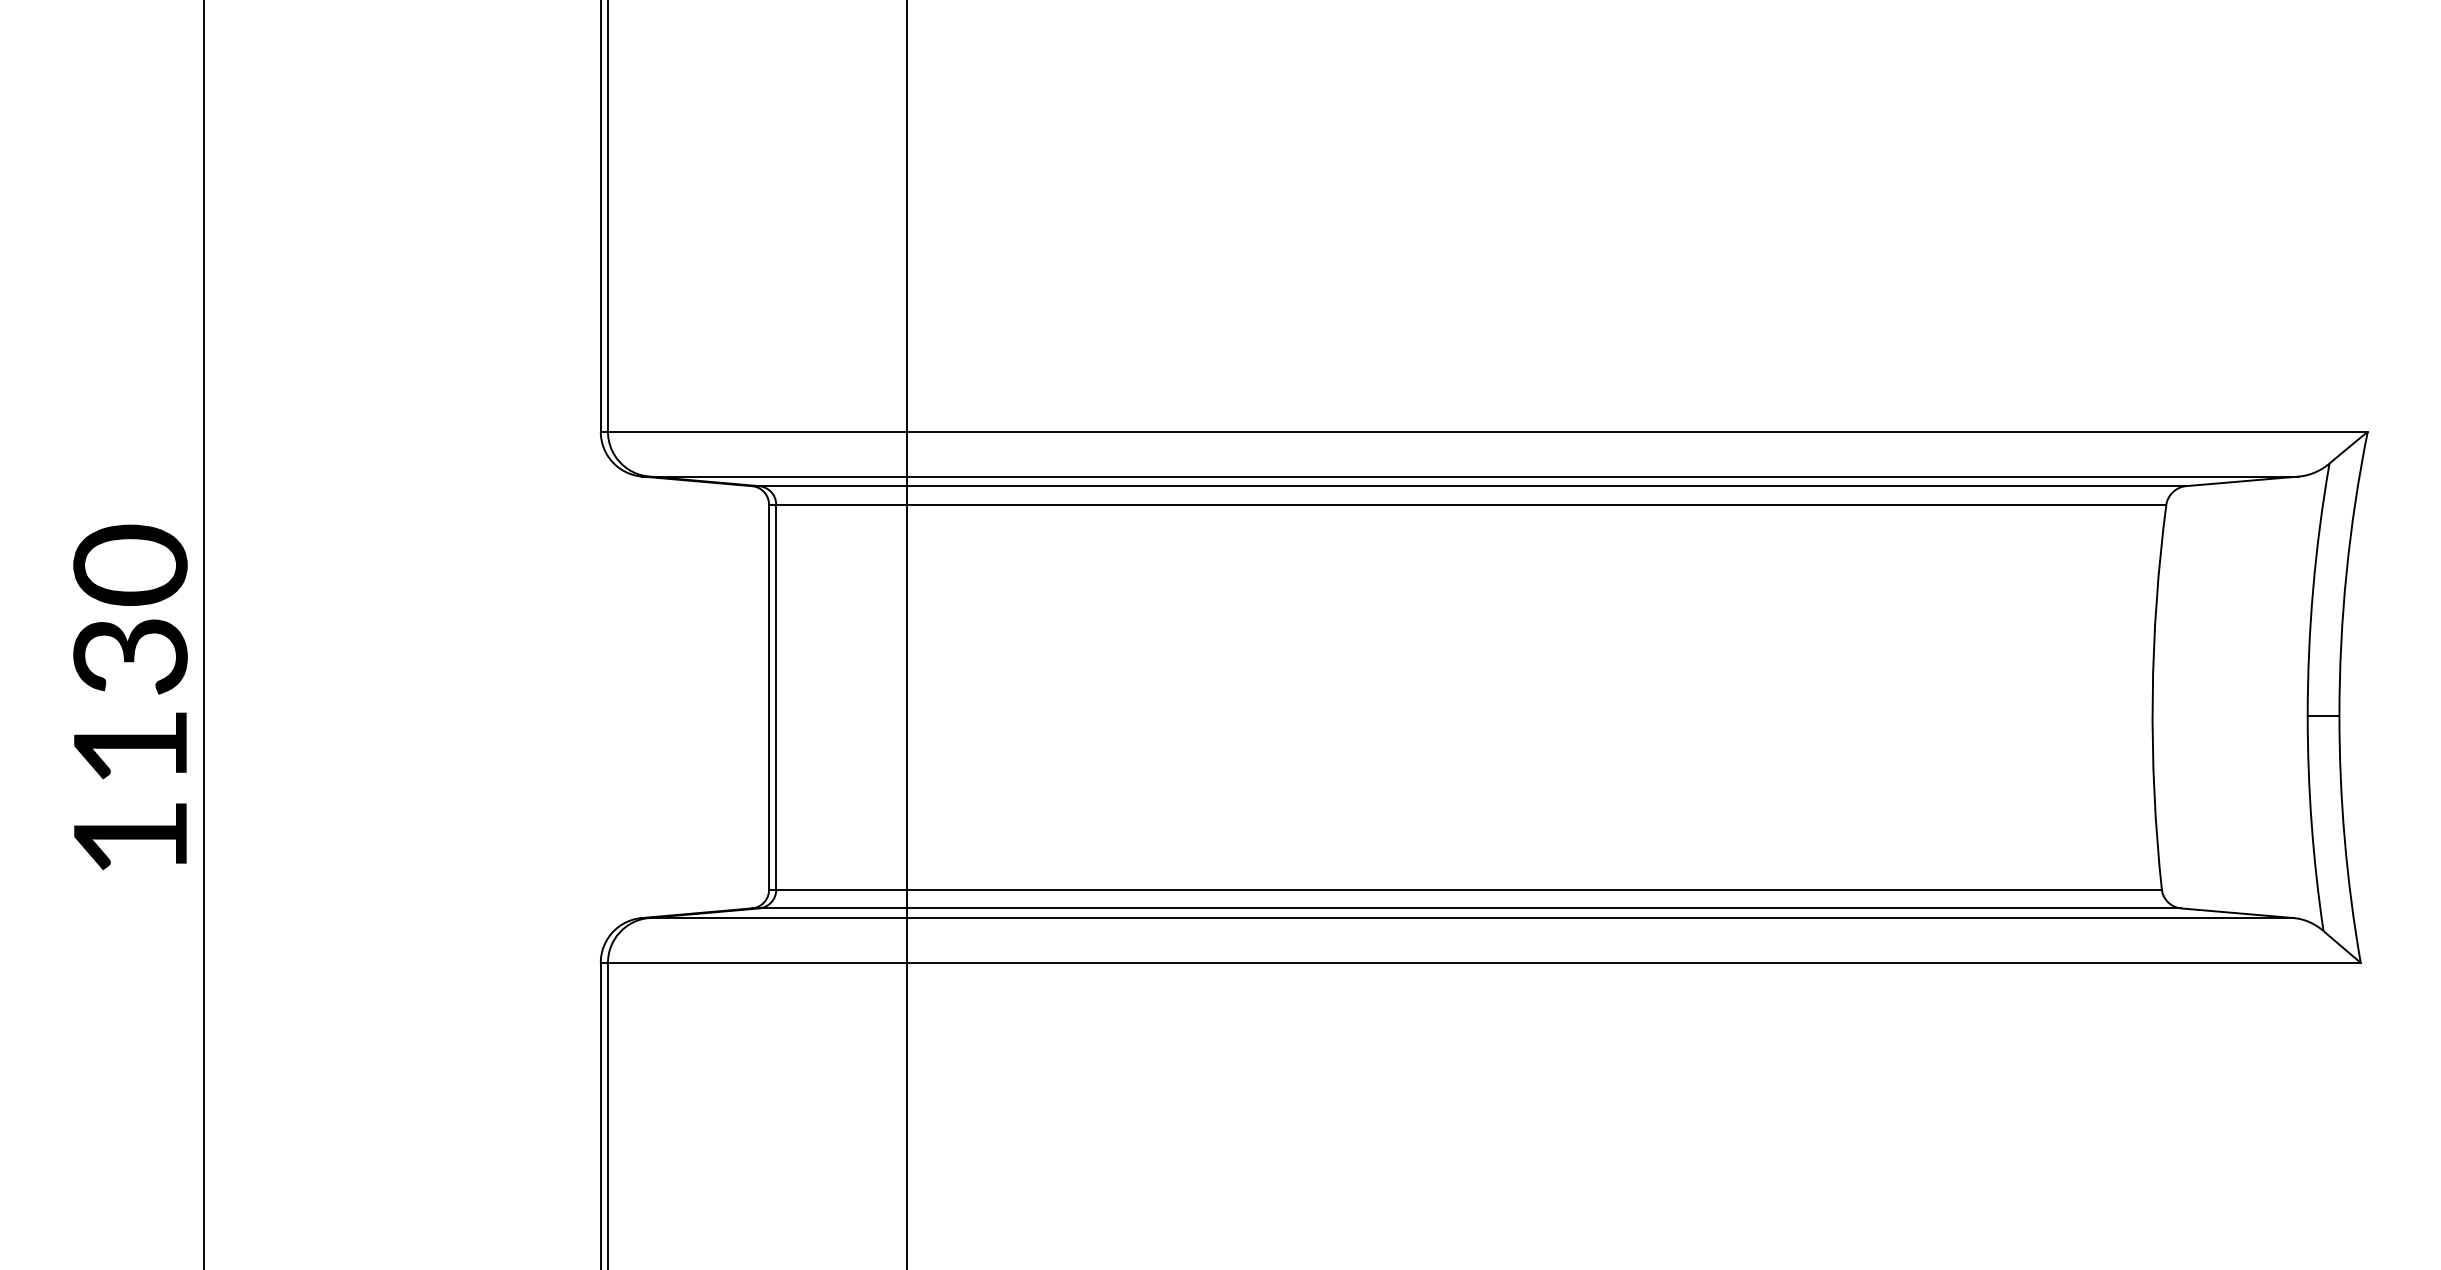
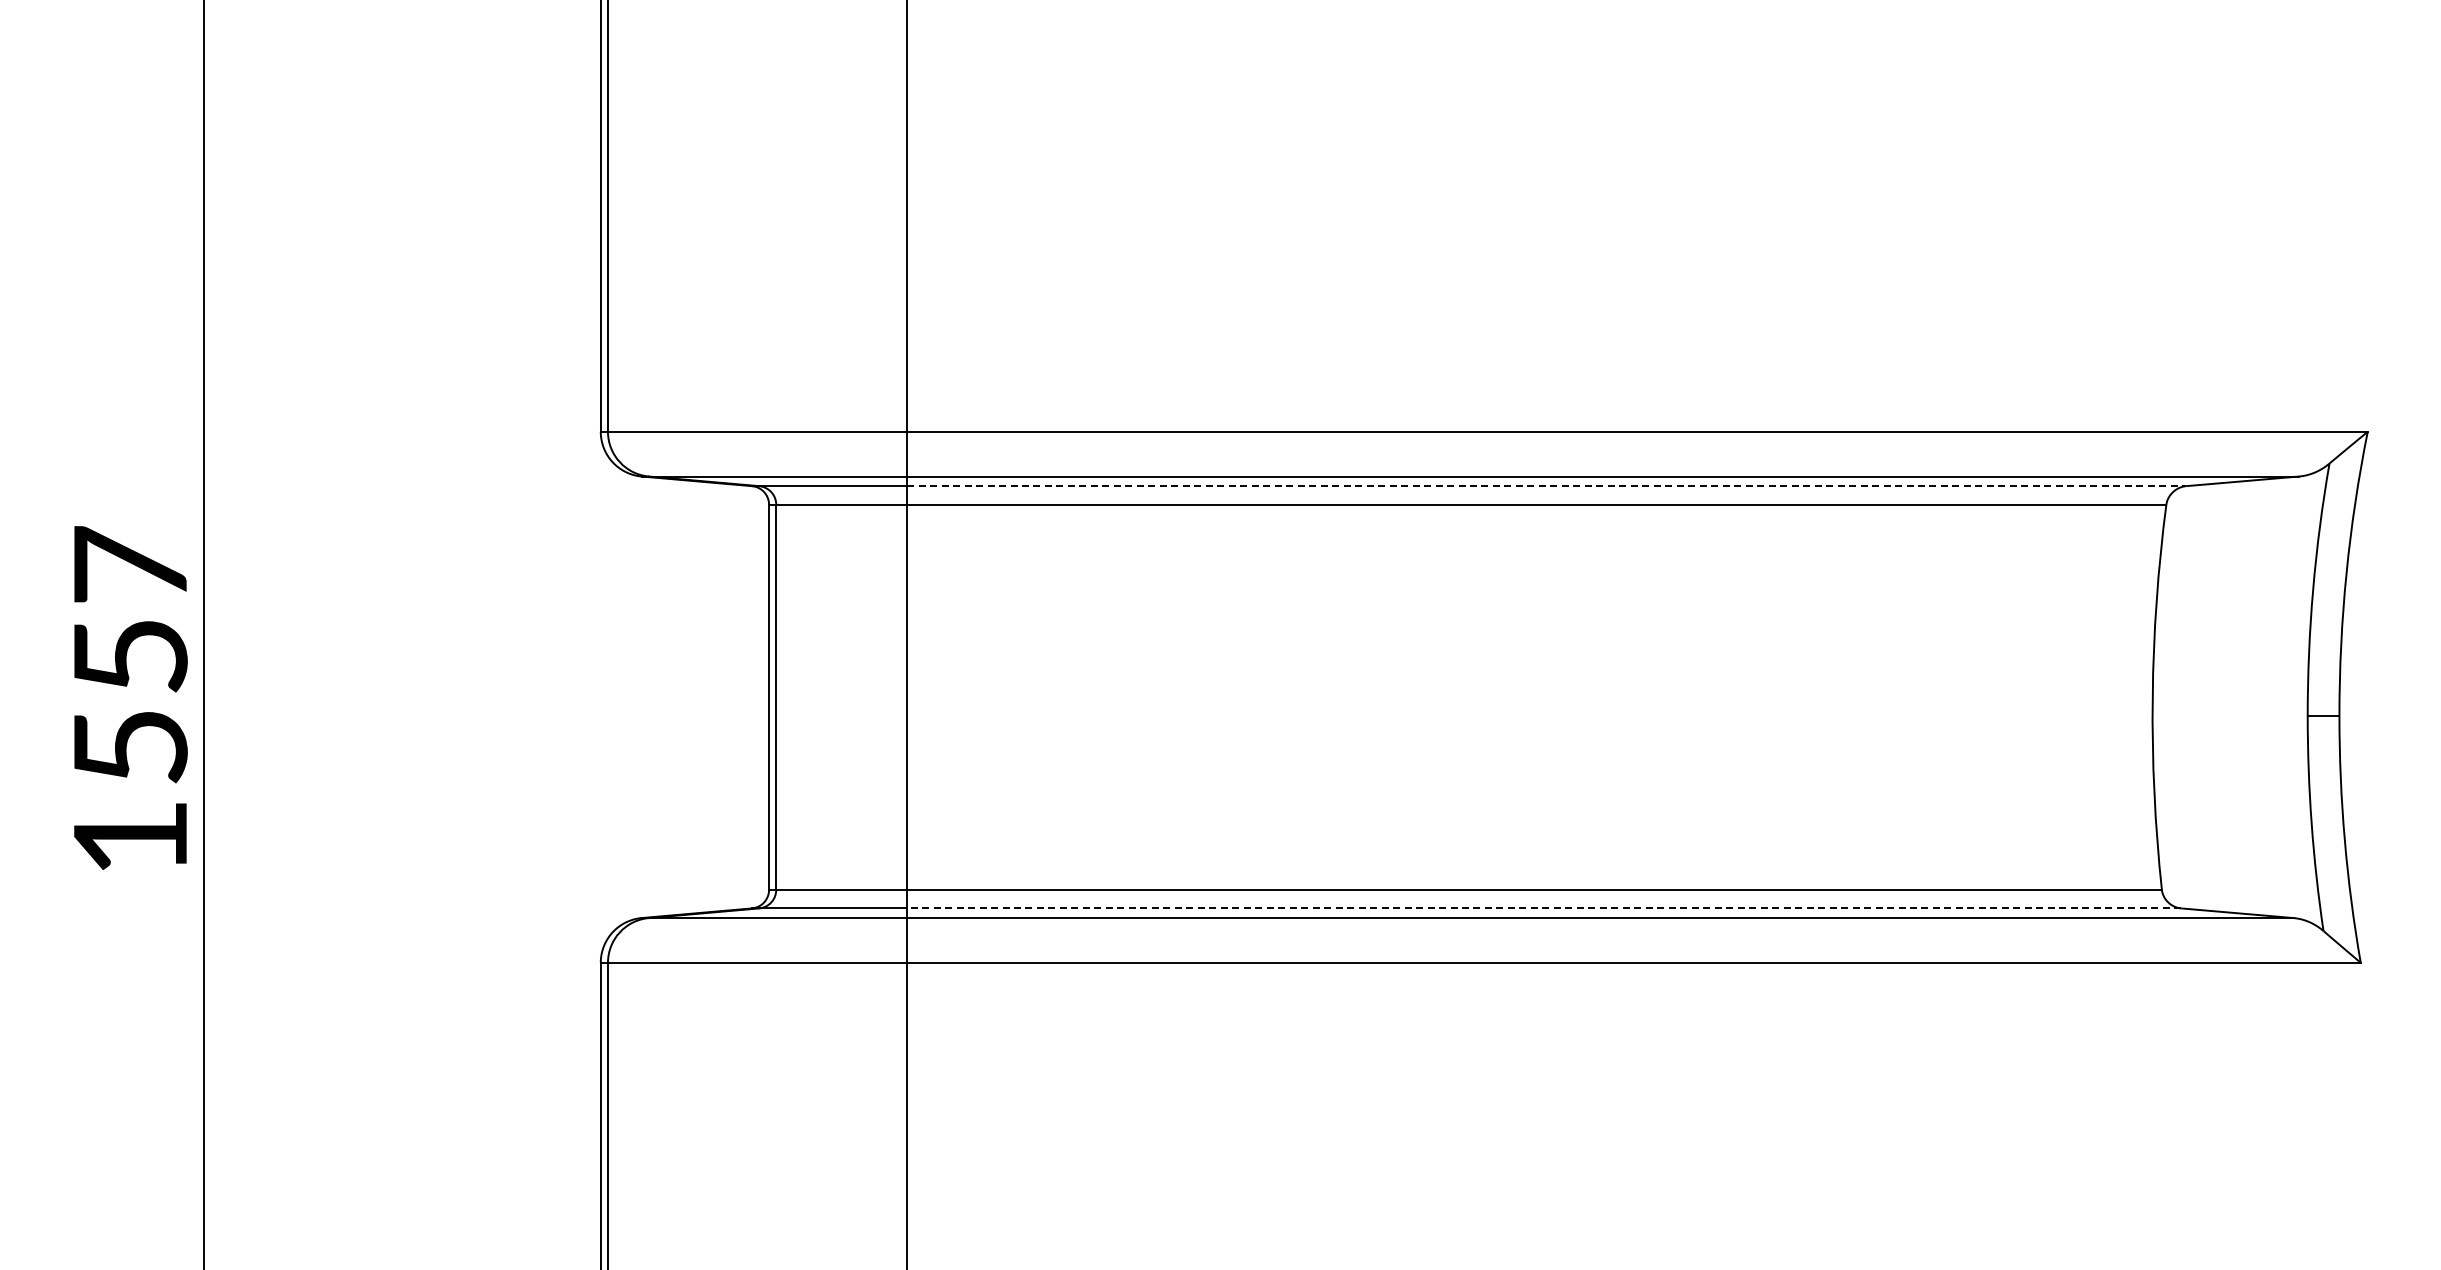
line: solid -> dashed (1546, 486)
text: 1130 -> 1557 (130, 653)
line: solid -> dashed (1543, 908)
